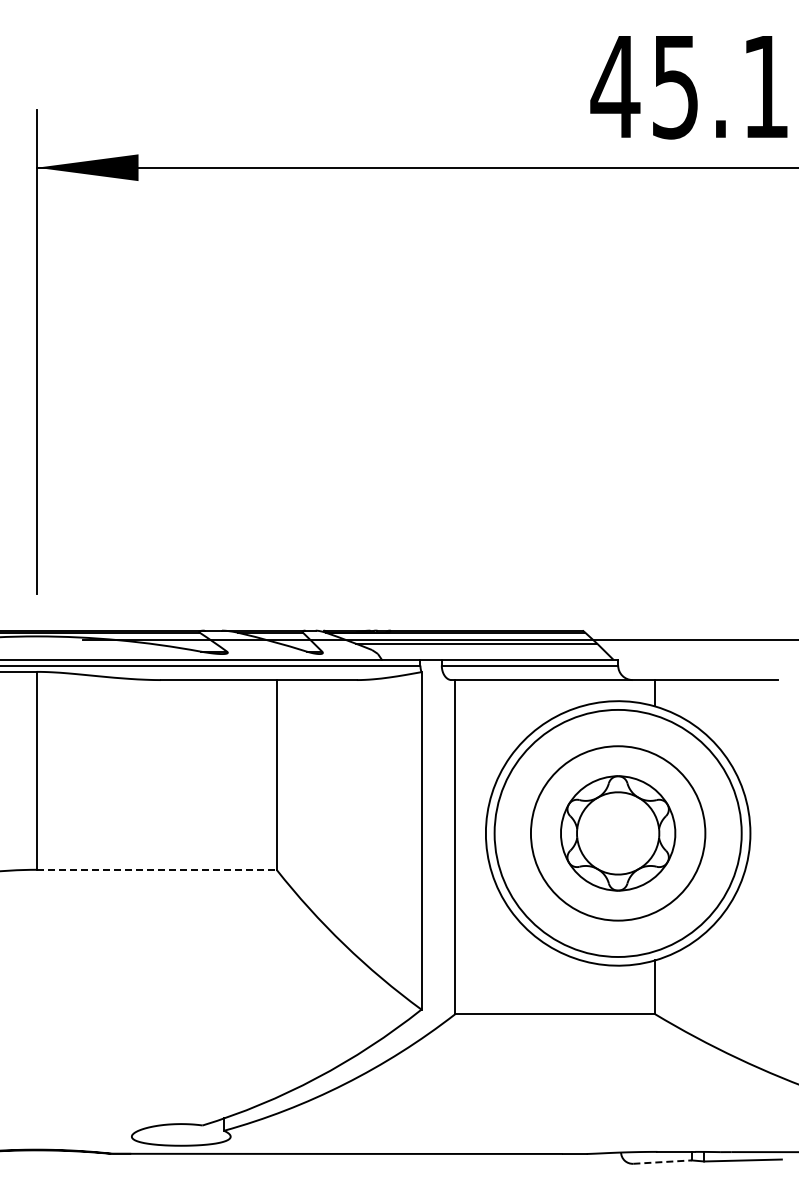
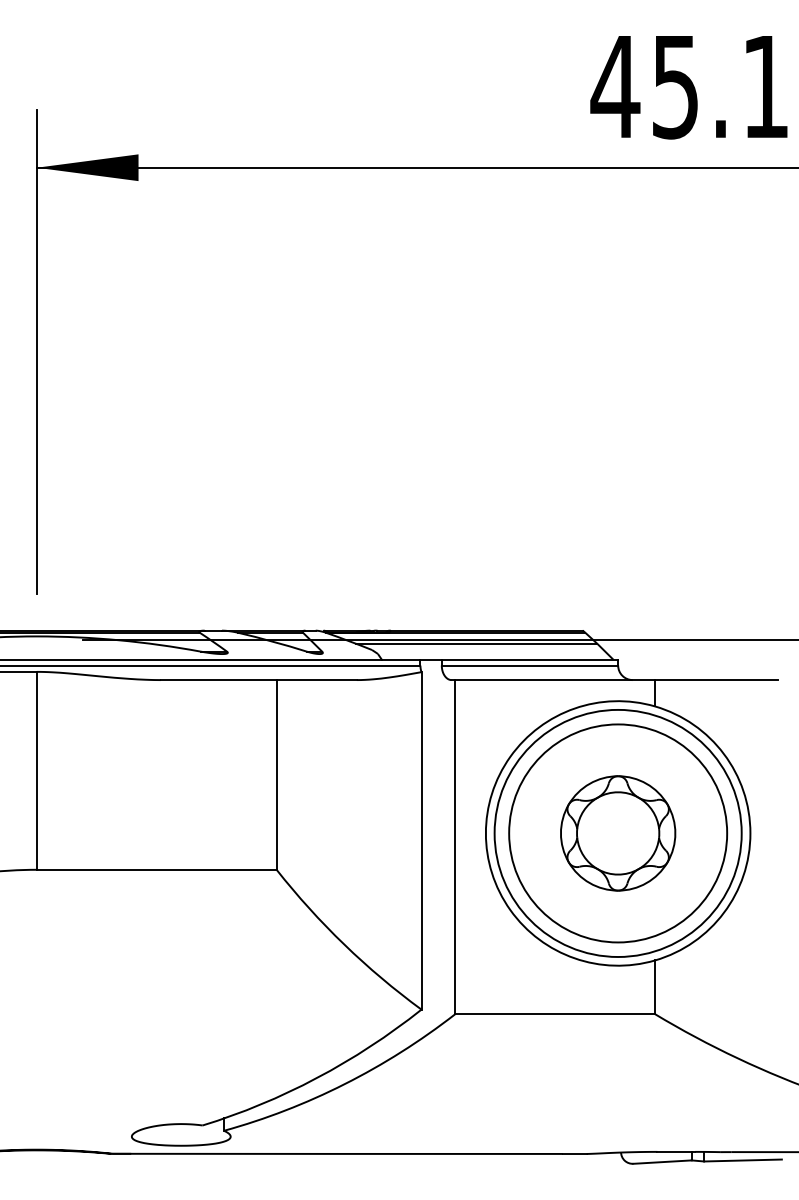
circle diameter: 174 px -> 218 px (618, 833)
line: dashed -> solid (156, 869)
line: dashed -> solid (663, 1162)
